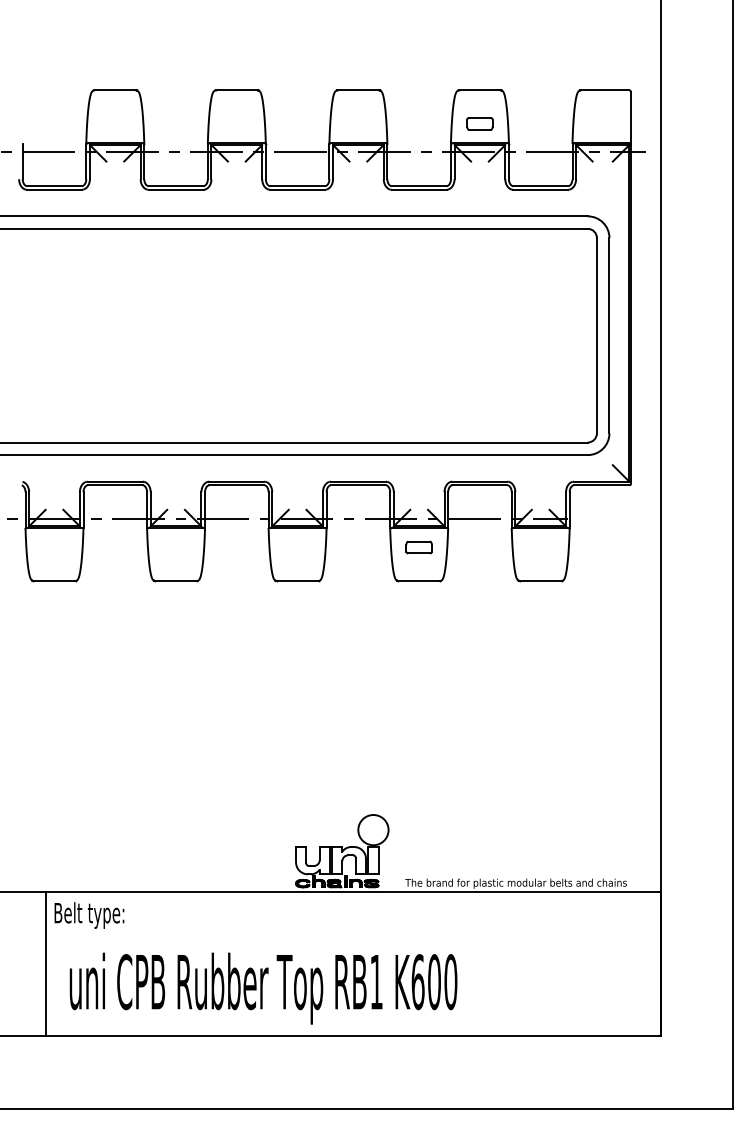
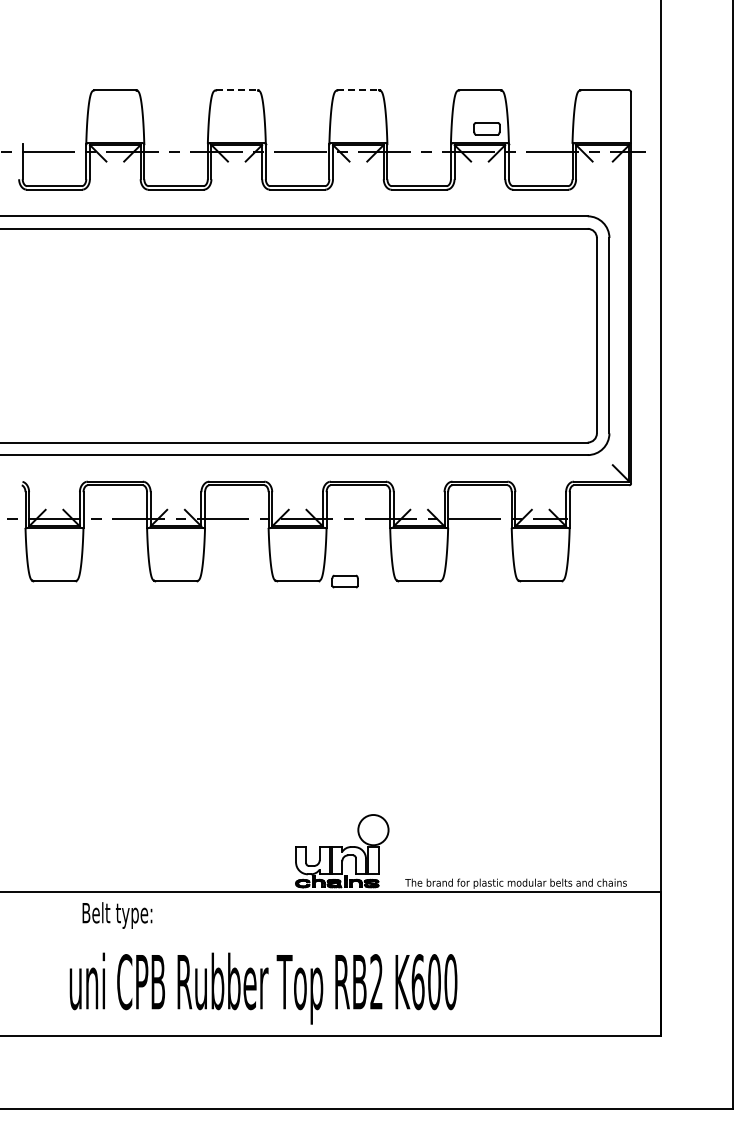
line: solid -> dashed (237, 90)
line: solid -> dashed (358, 90)
part position: (479, 123) -> (486, 128) (486, 128)
part position: (418, 547) -> (344, 581) (344, 581)
text position: (89, 915) -> (117, 915) (117, 915)
line: present -> none (45, 963)
text: RB1 -> RB2 (376, 981)
